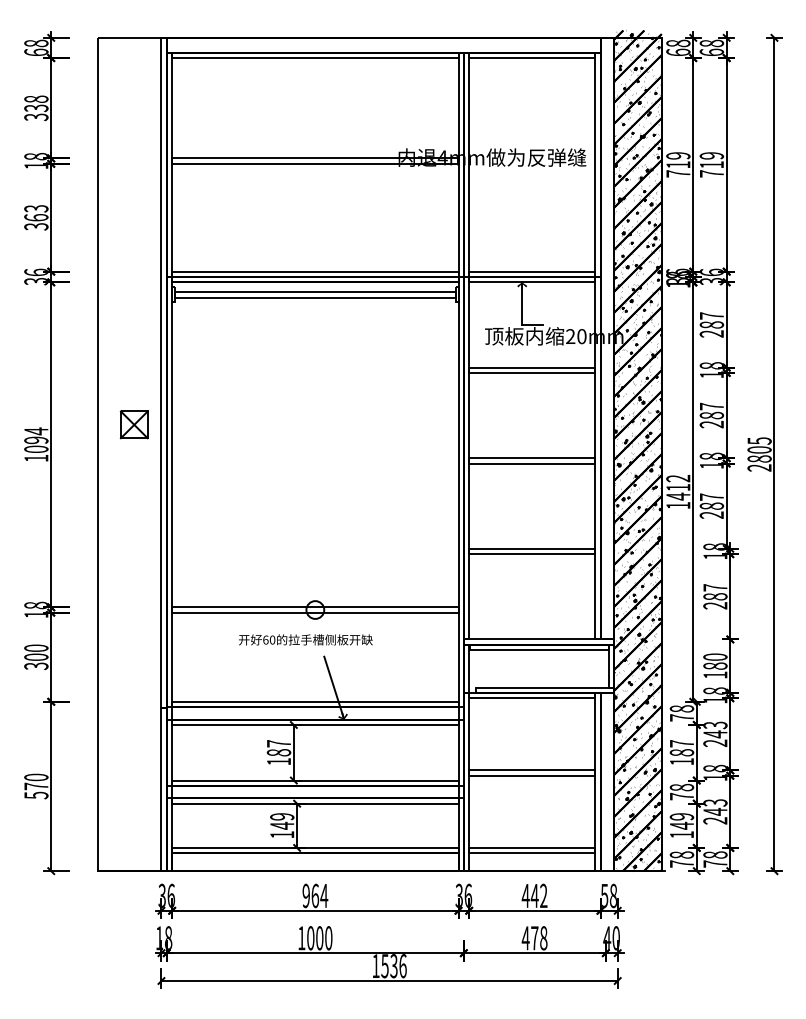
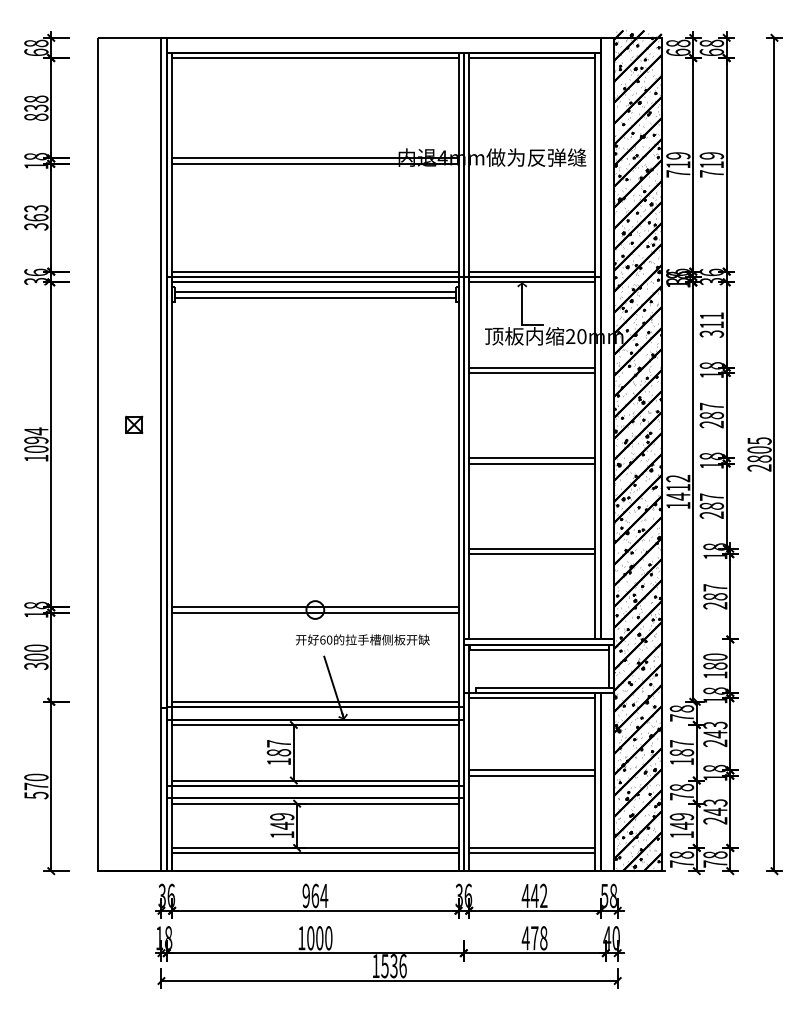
text: 338 -> 838 (36, 117)
text: 287 -> 311 (711, 324)
part size: 30x30 px -> 19x19 px (134, 424)
text position: (305, 639) -> (362, 639) (362, 639)
